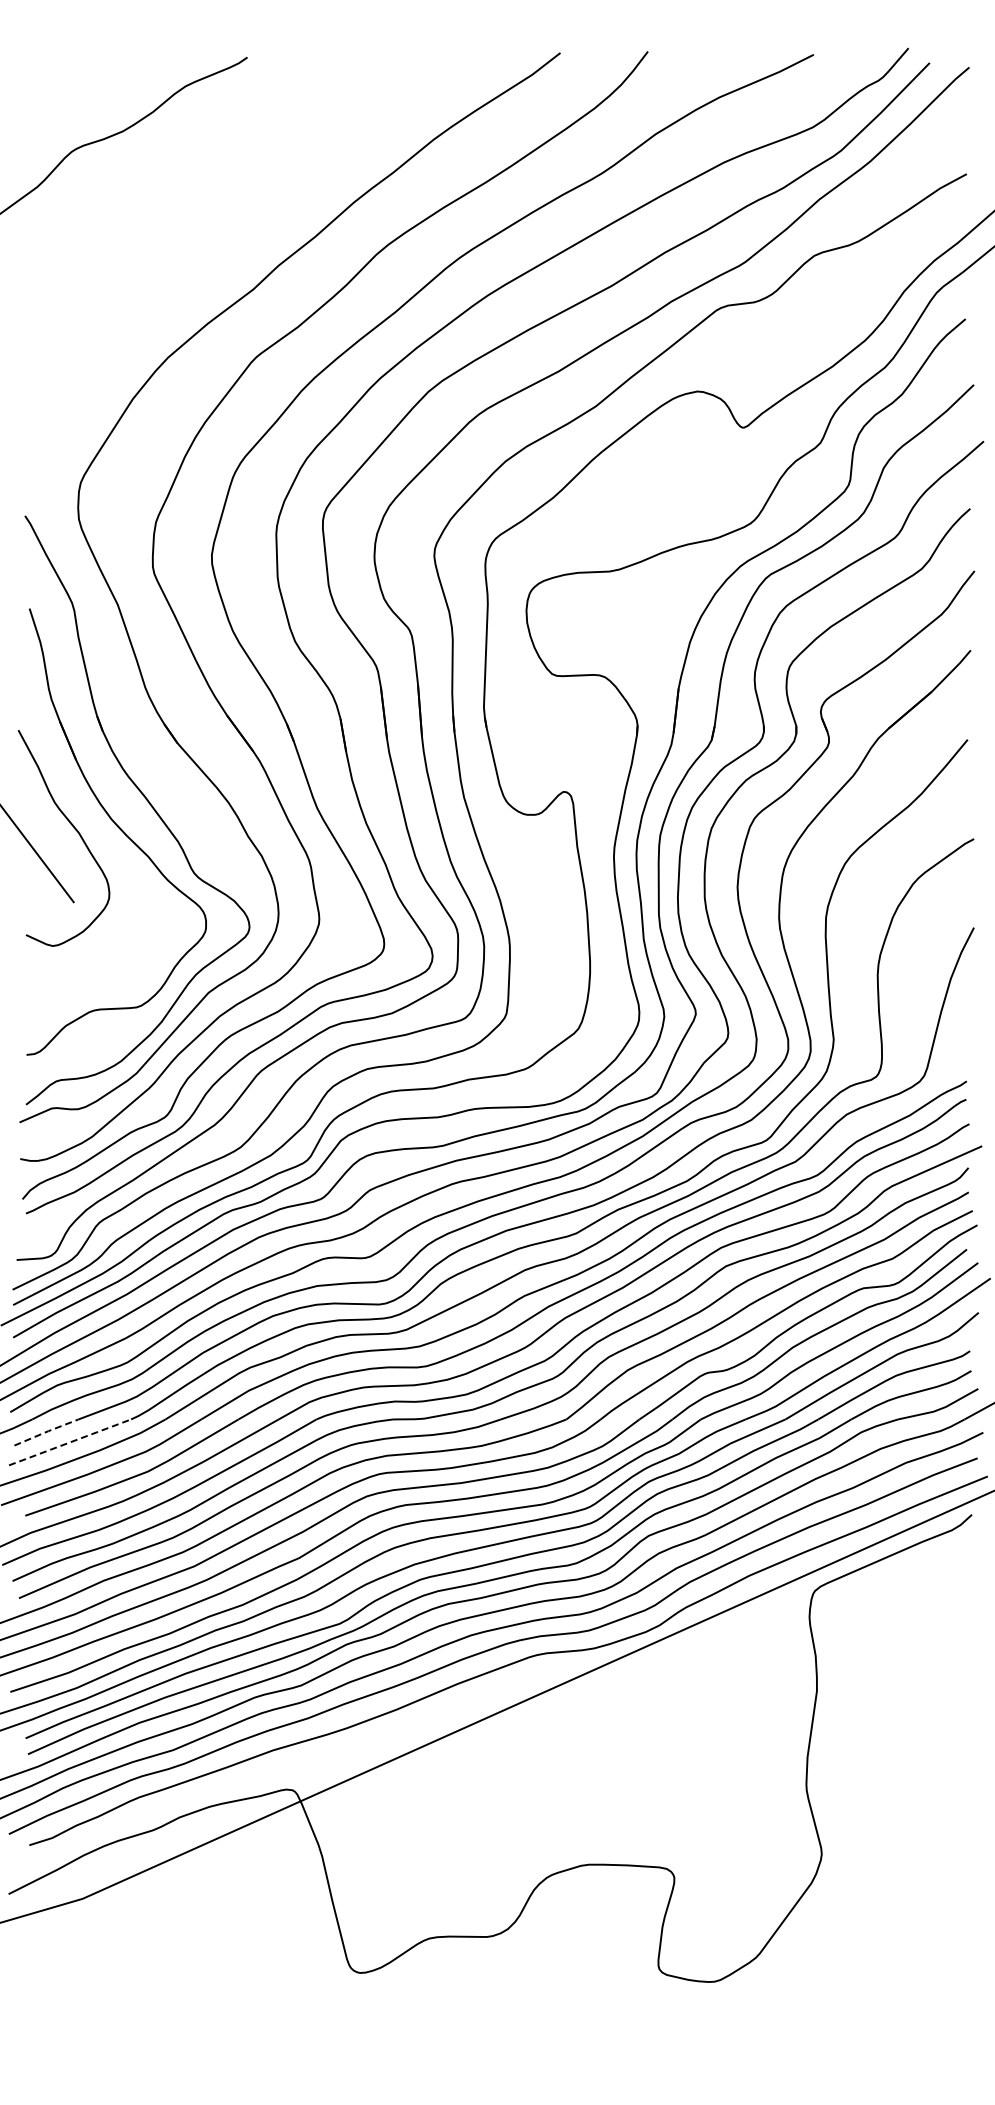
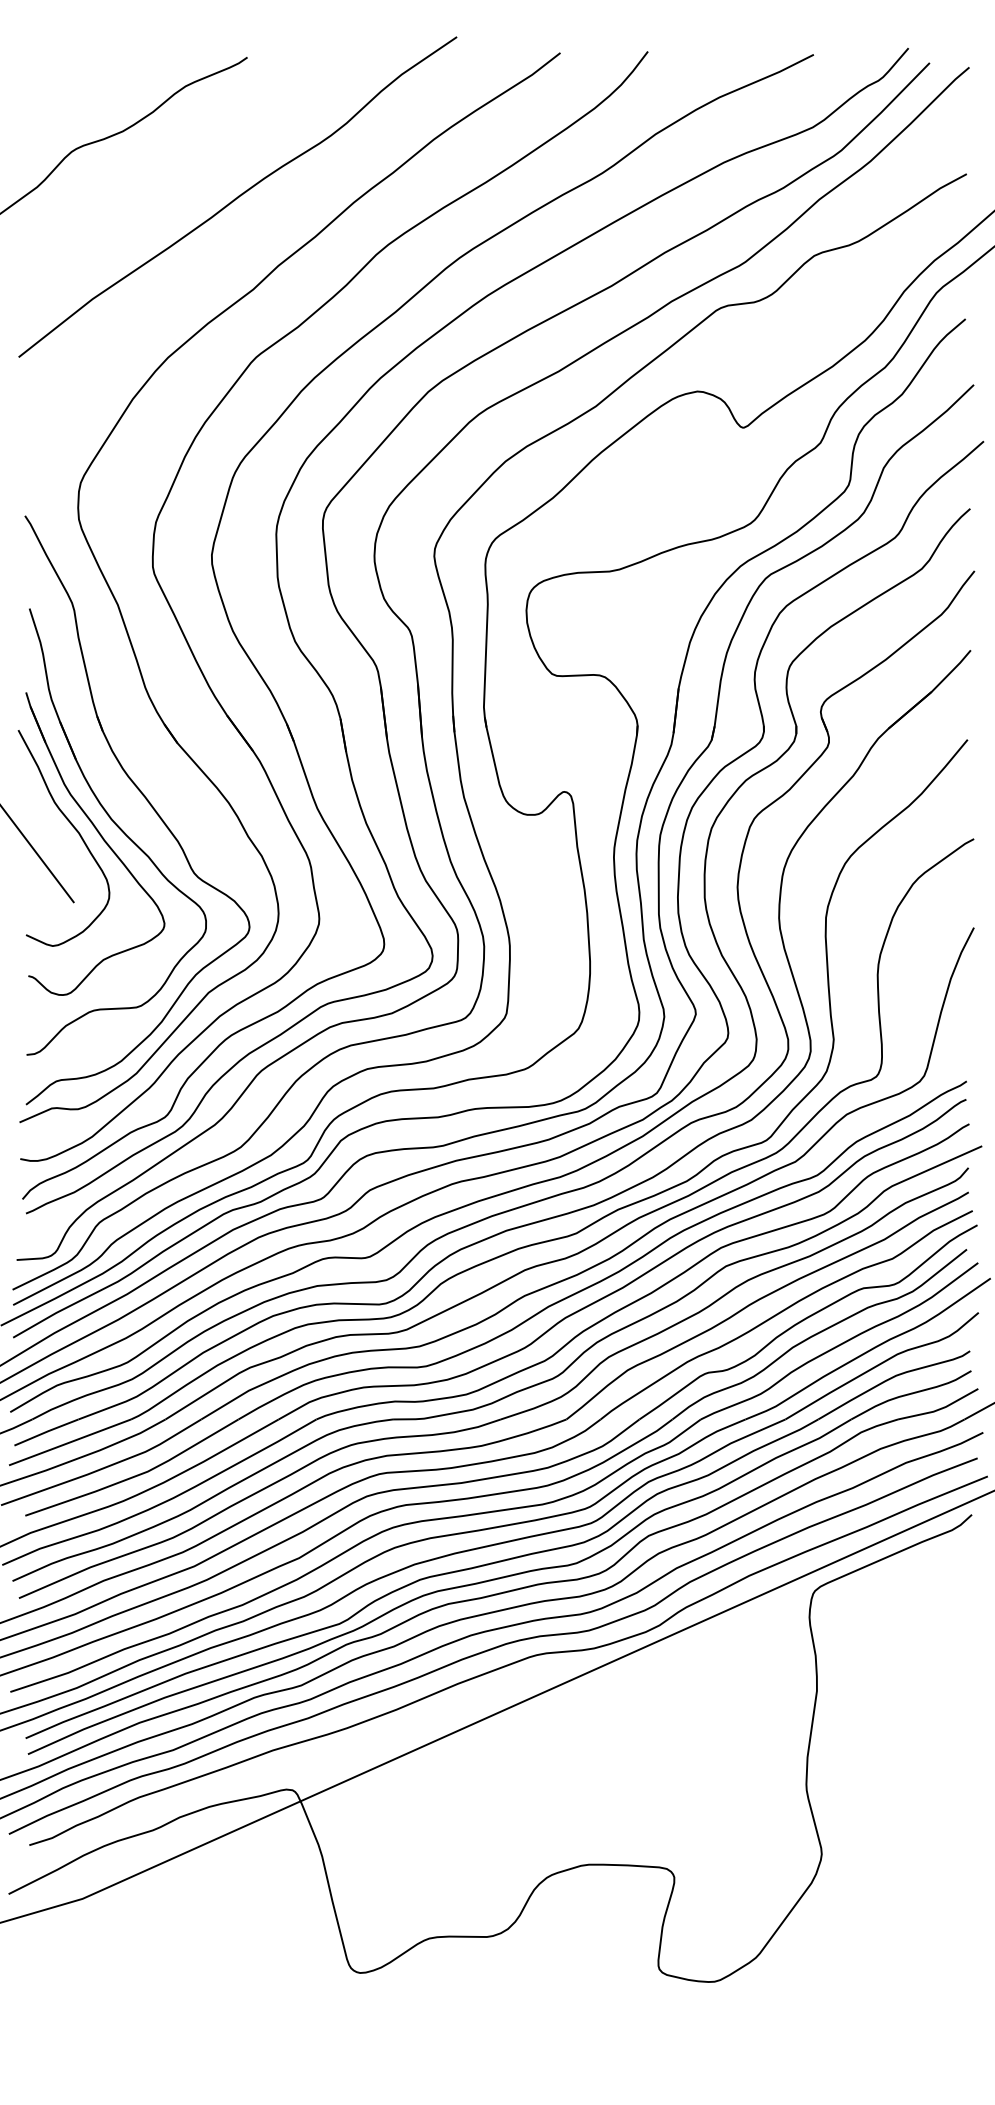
curve: none -> present (237, 196)
part: none -> present (101, 838)
line: dashed -> solid (47, 1431)
line: dashed -> solid (70, 1442)
